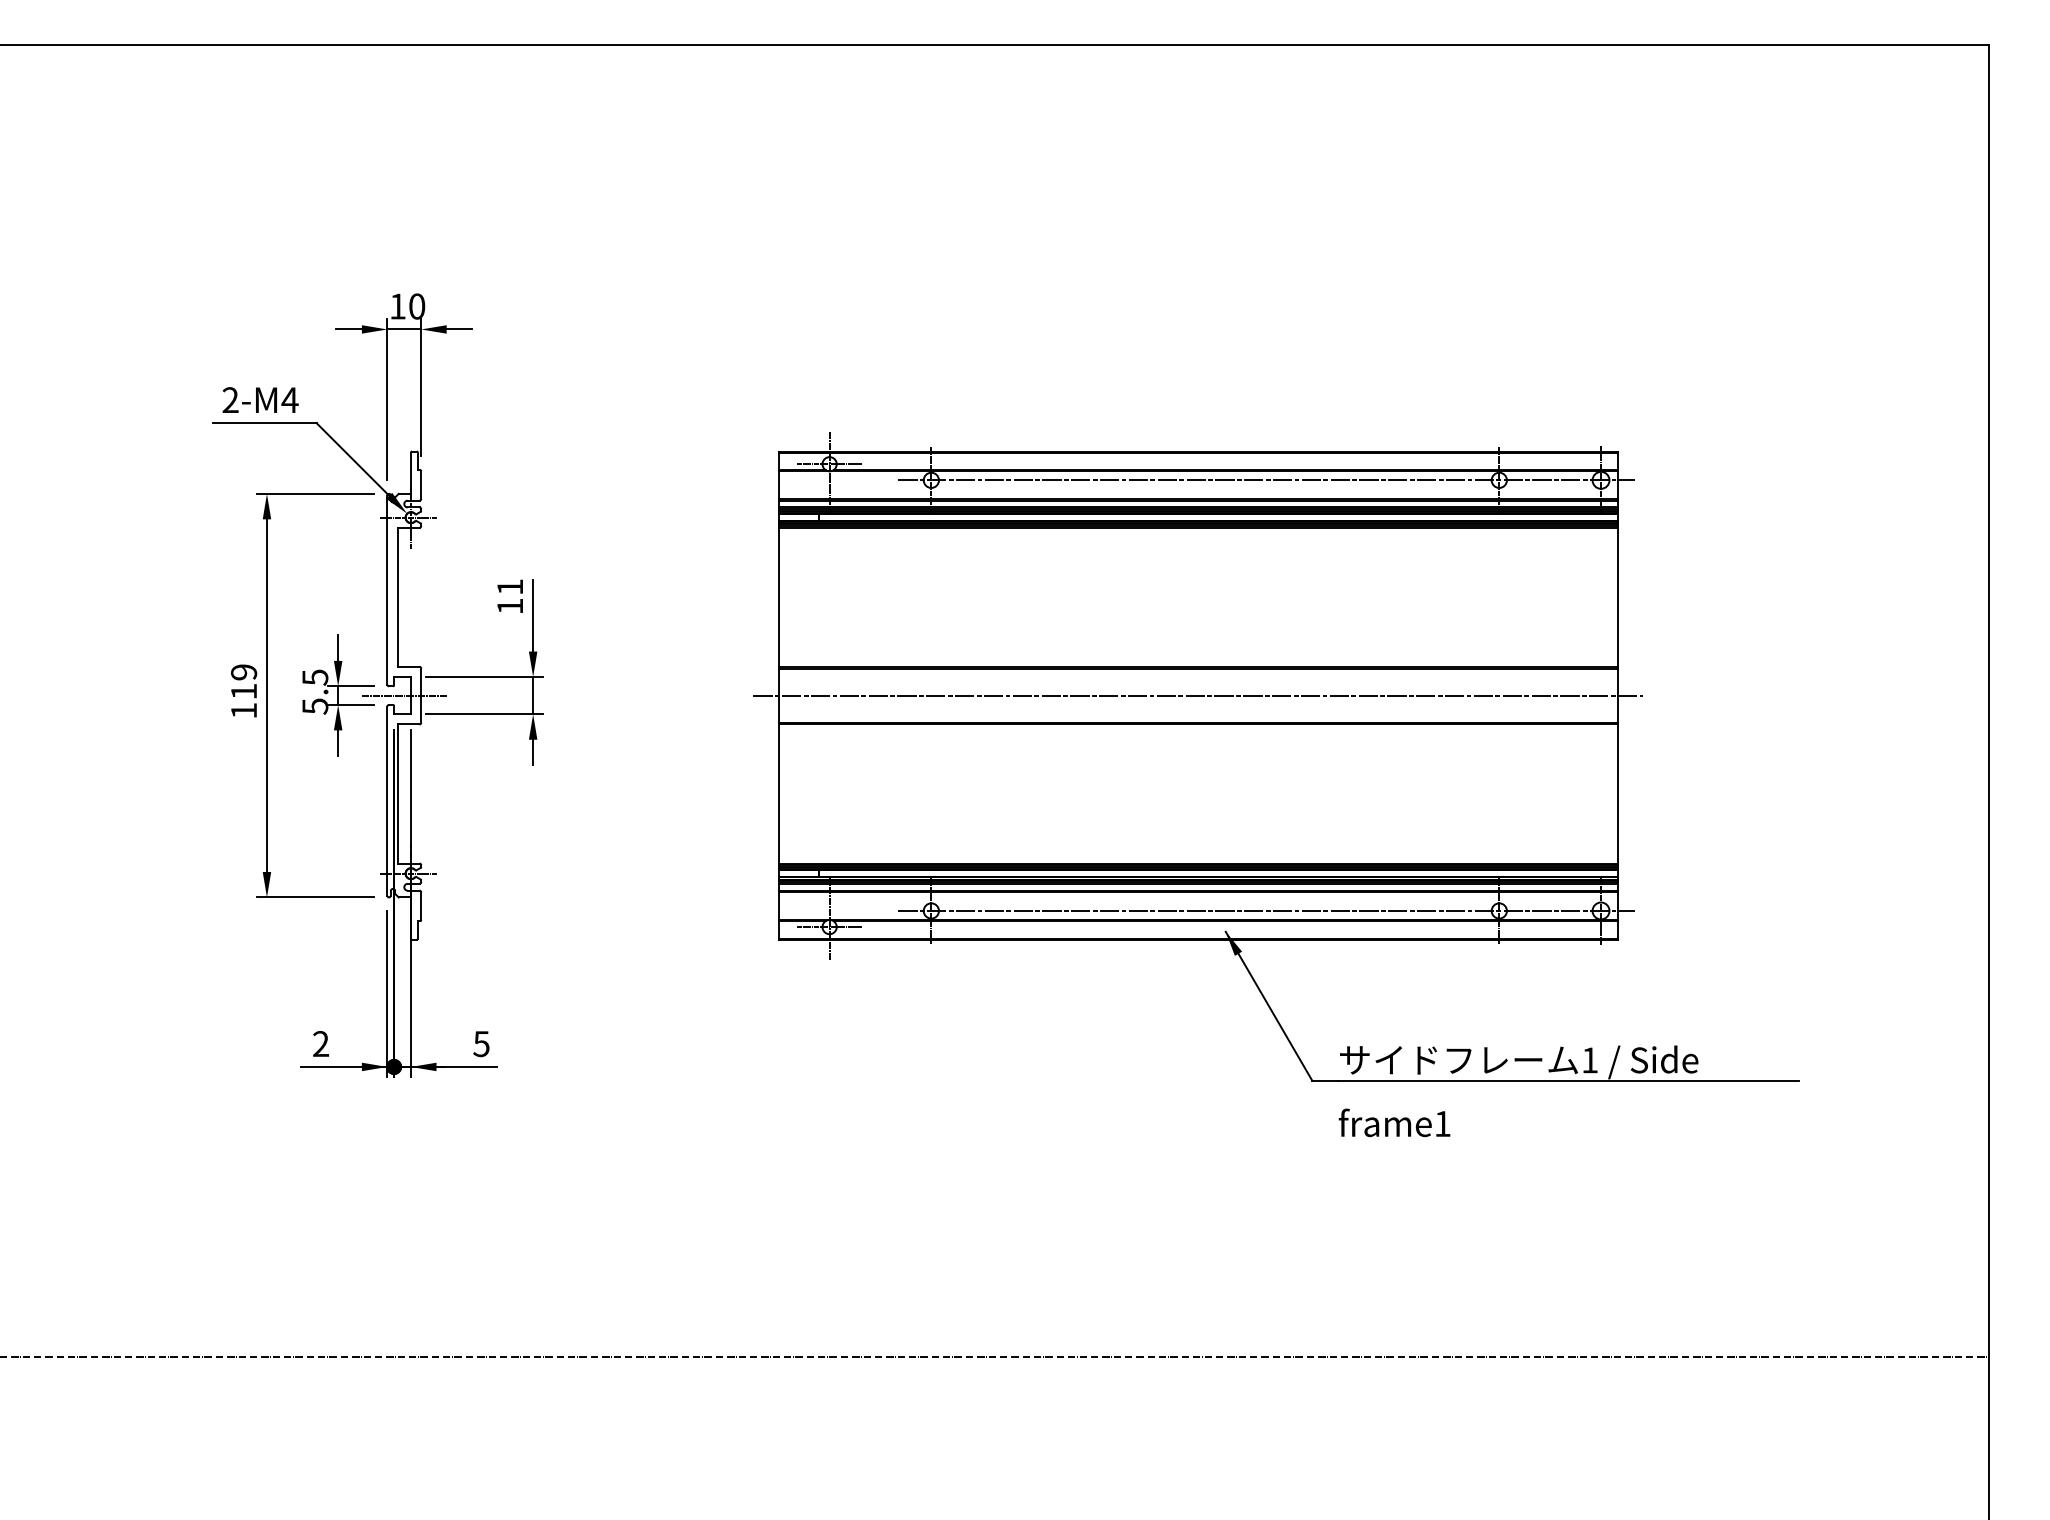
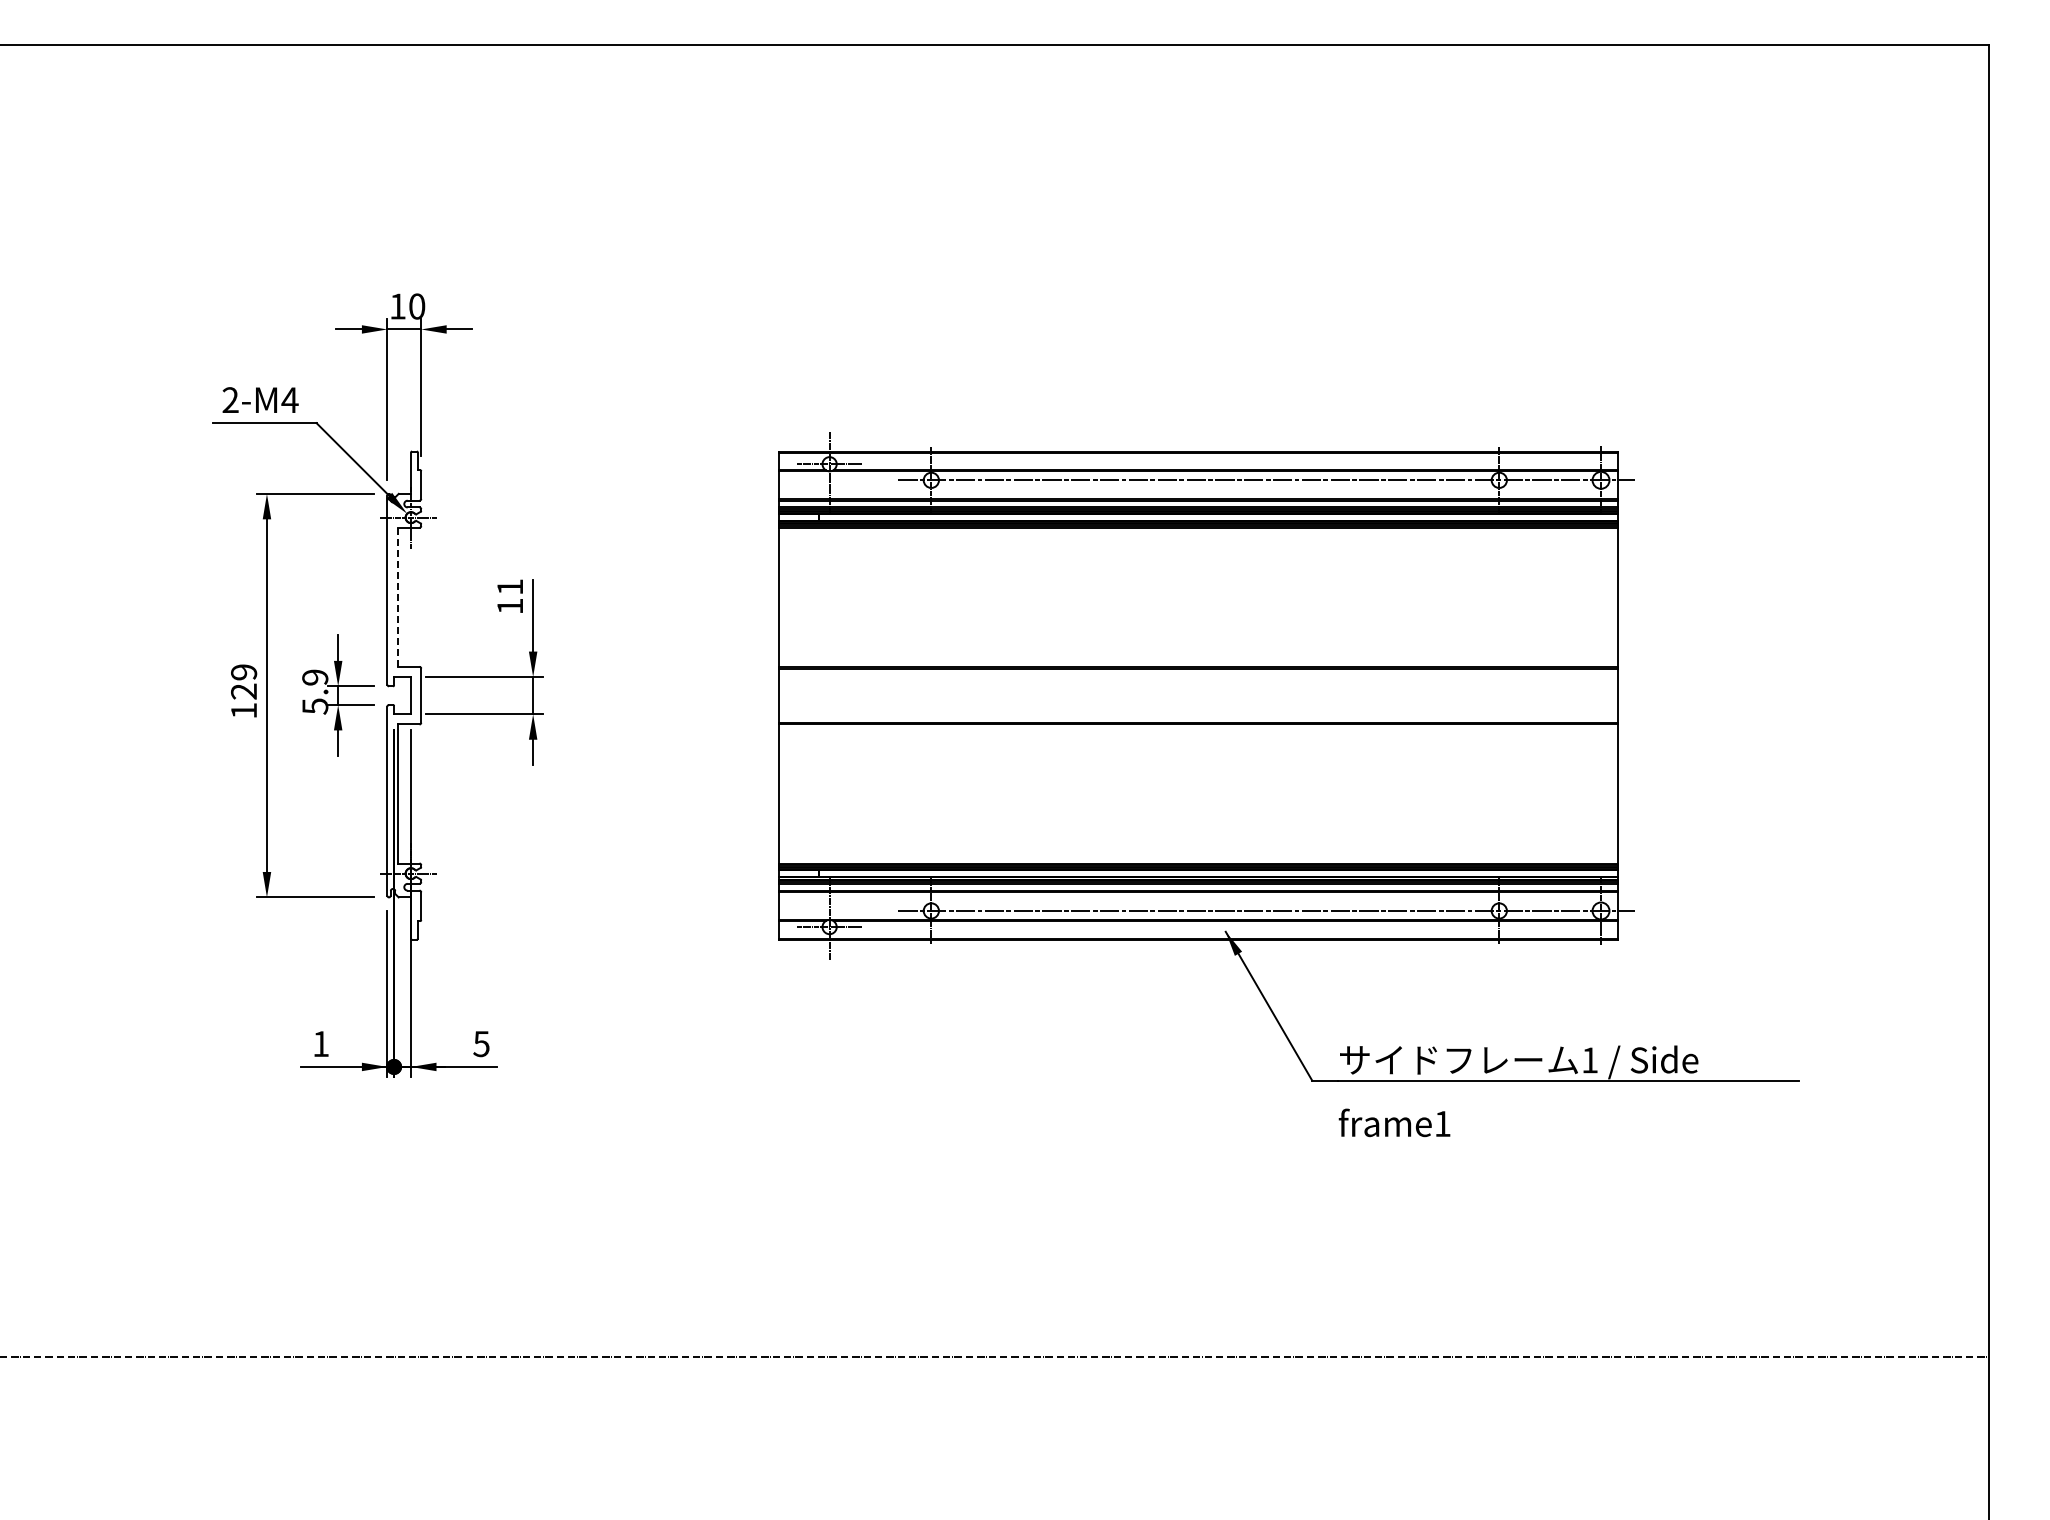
line: solid -> dashed (397, 597)
text: 5.5 -> 5.9 (315, 677)
text: 119 -> 129 (243, 691)
line: present -> none (403, 695)
line: present -> none (1198, 695)
text: 2 -> 1 (320, 1043)
